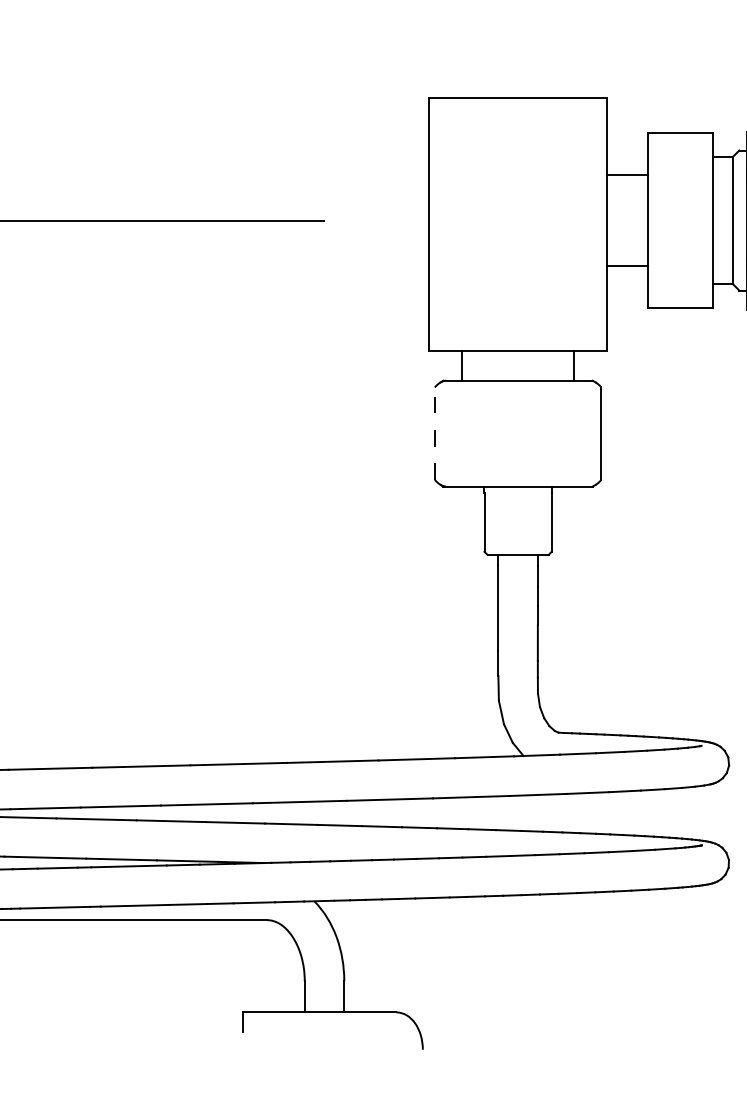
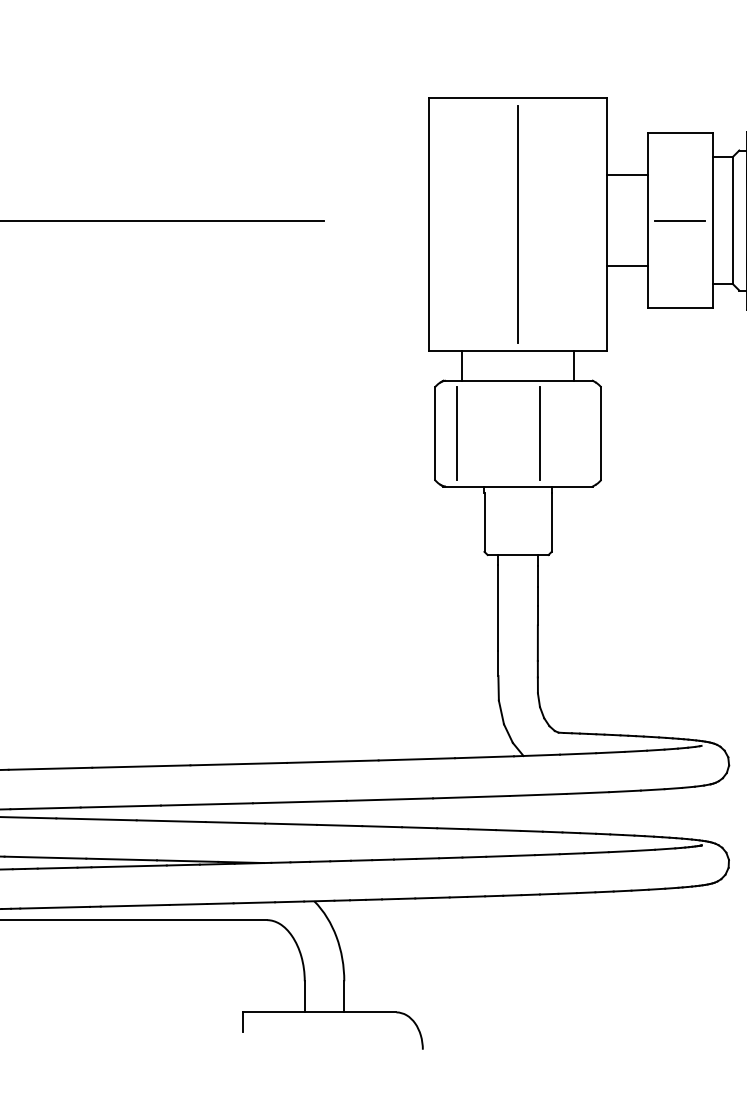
line: none -> present (680, 220)
line: none -> present (518, 224)
line: dashed -> solid (434, 433)
line: none -> present (457, 433)
line: none -> present (540, 433)
